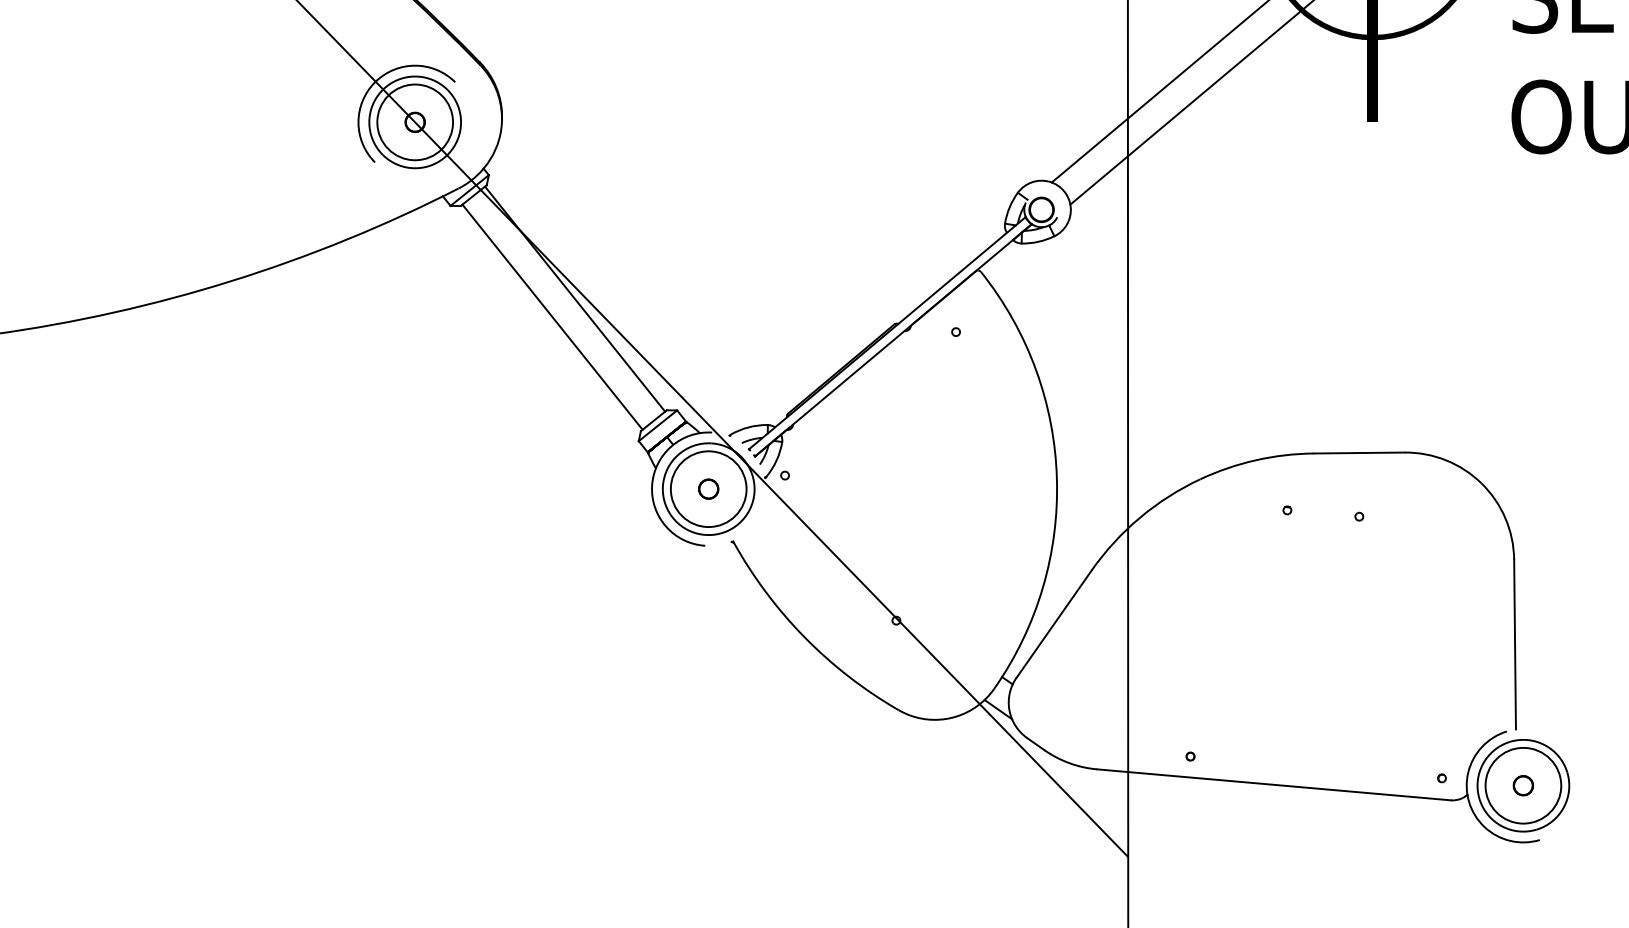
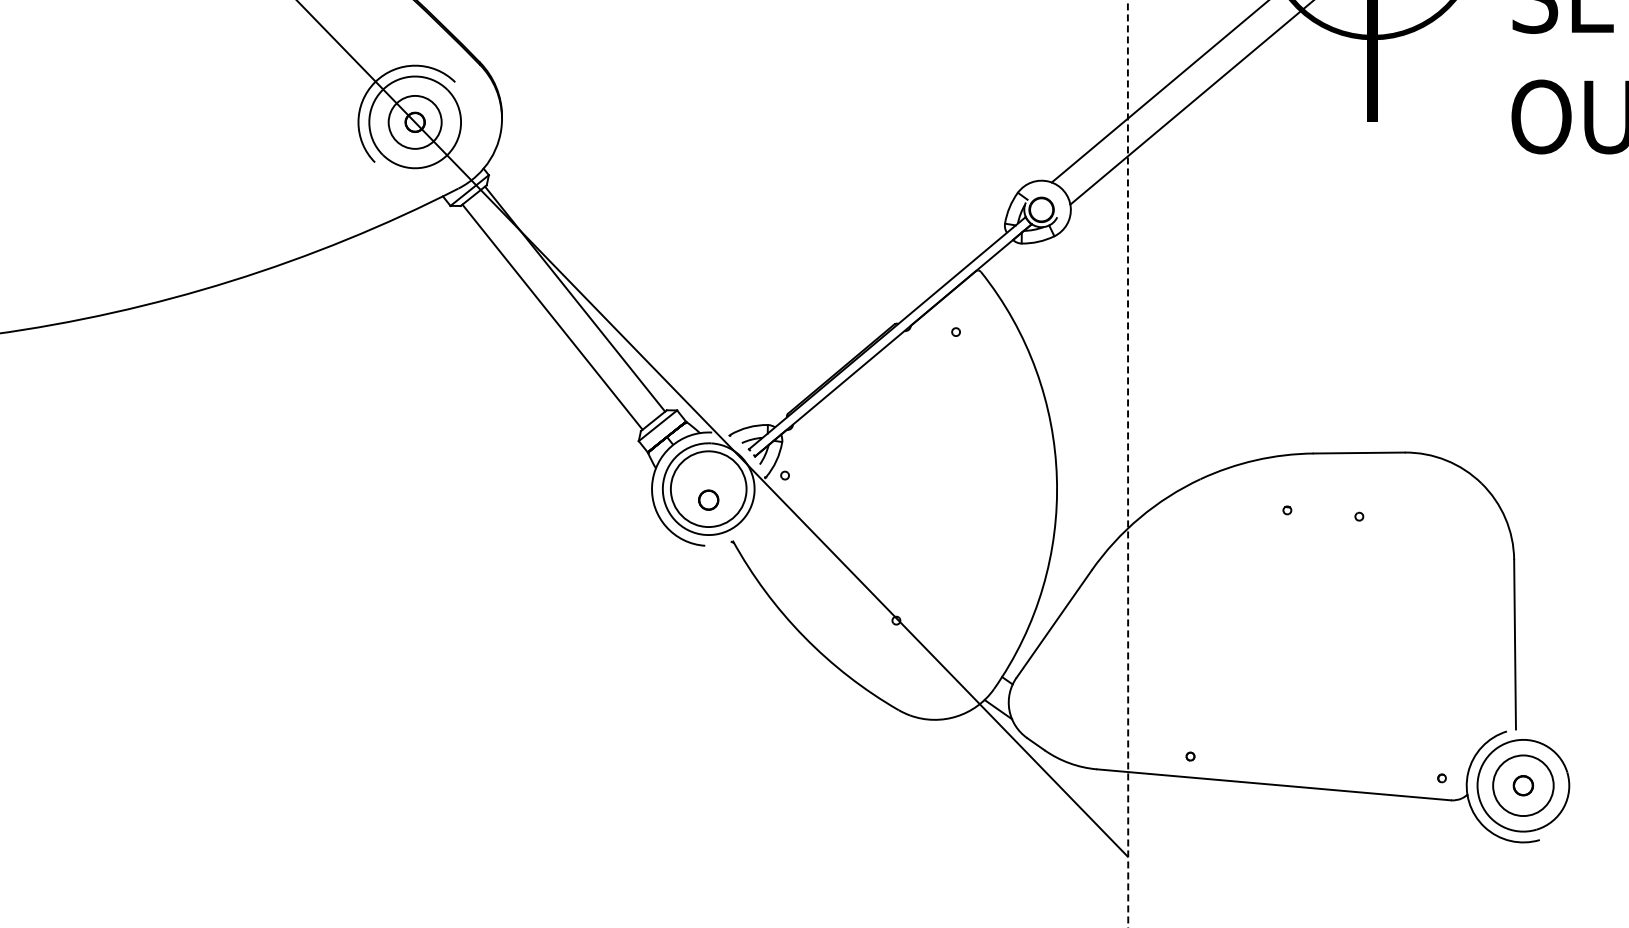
circle diameter: 76 px -> 53 px (414, 121)
line: solid -> dashed (1128, 464)
part position: (708, 488) -> (708, 499) (708, 499)
circle diameter: 76 px -> 61 px (1523, 785)
